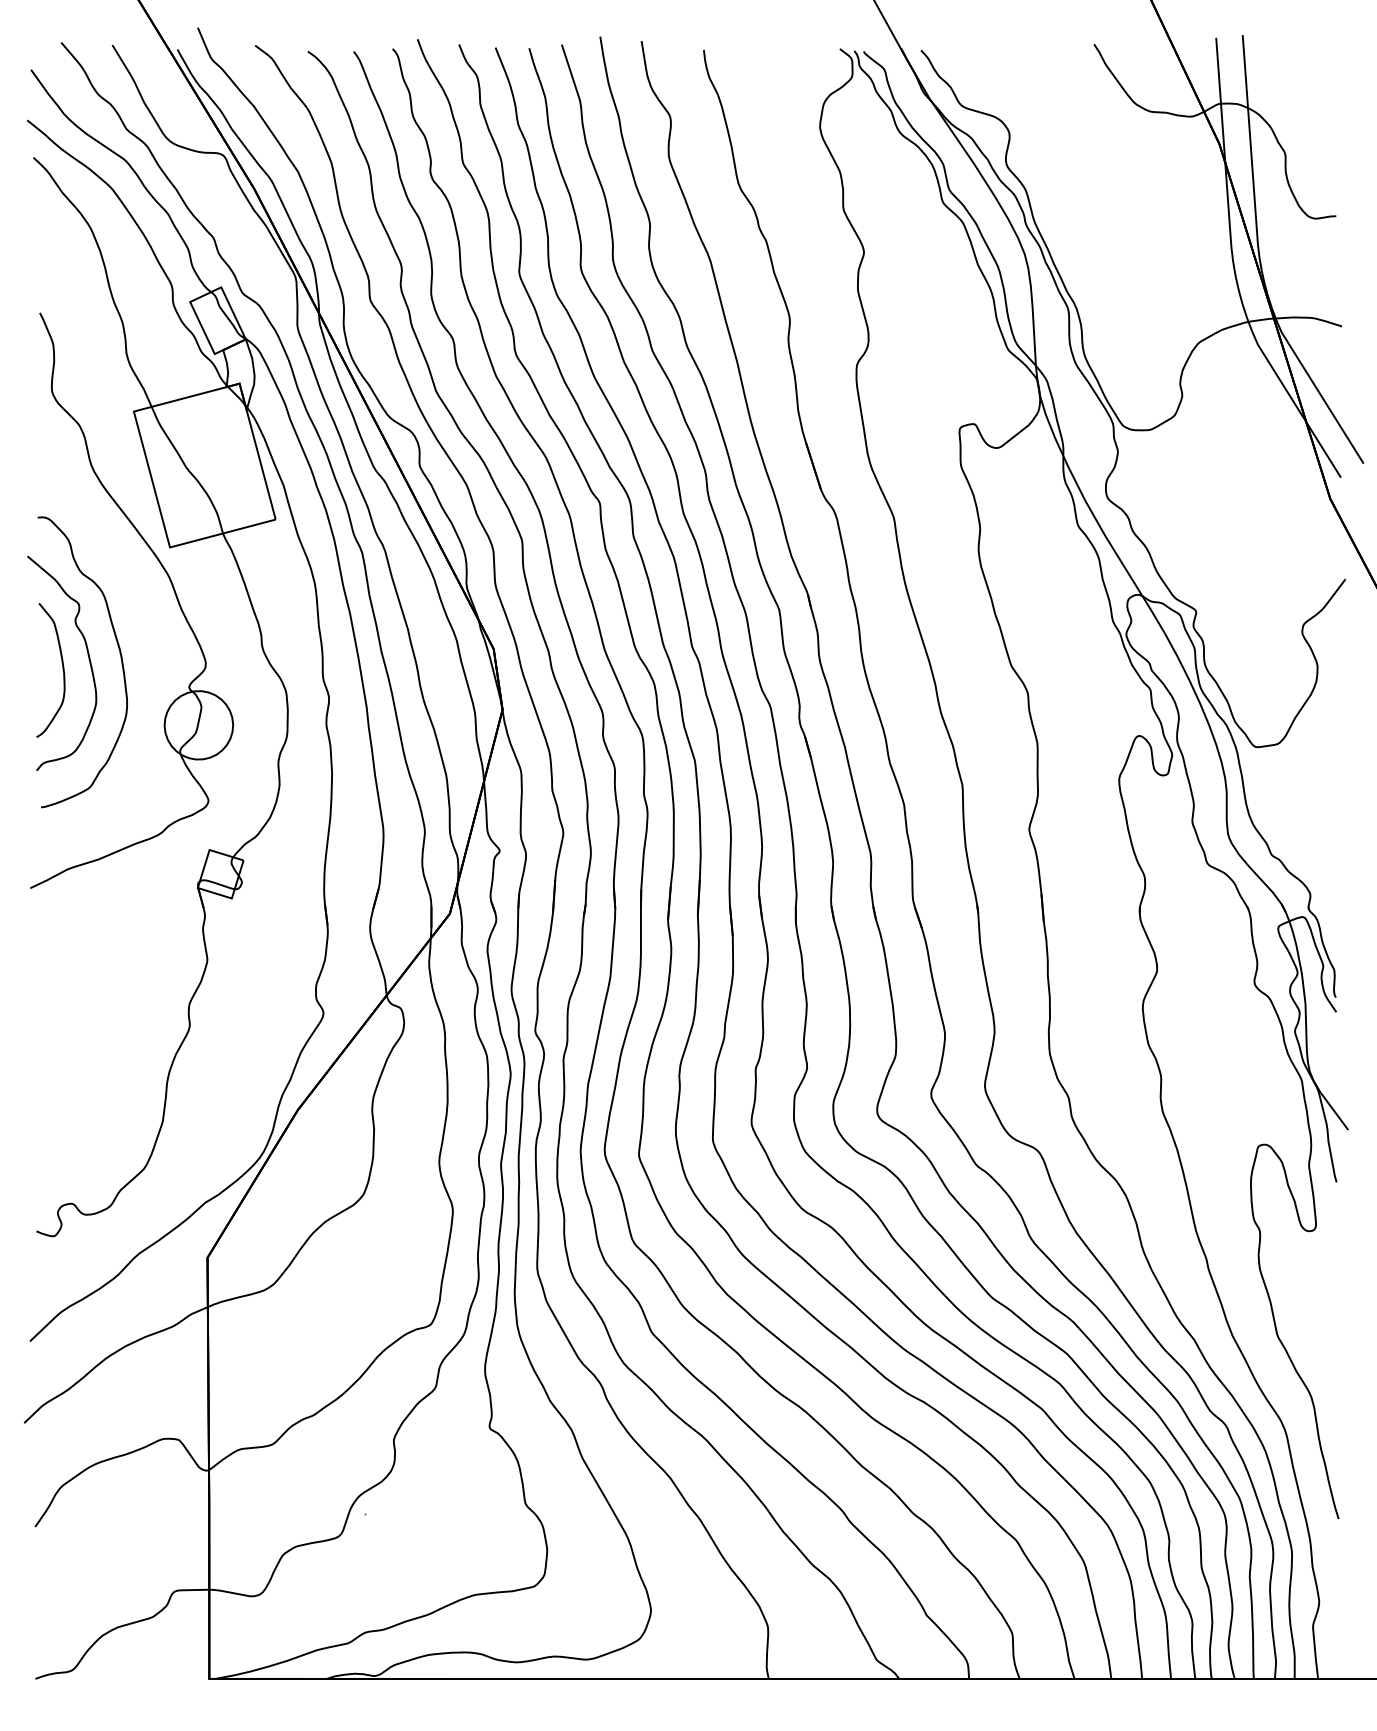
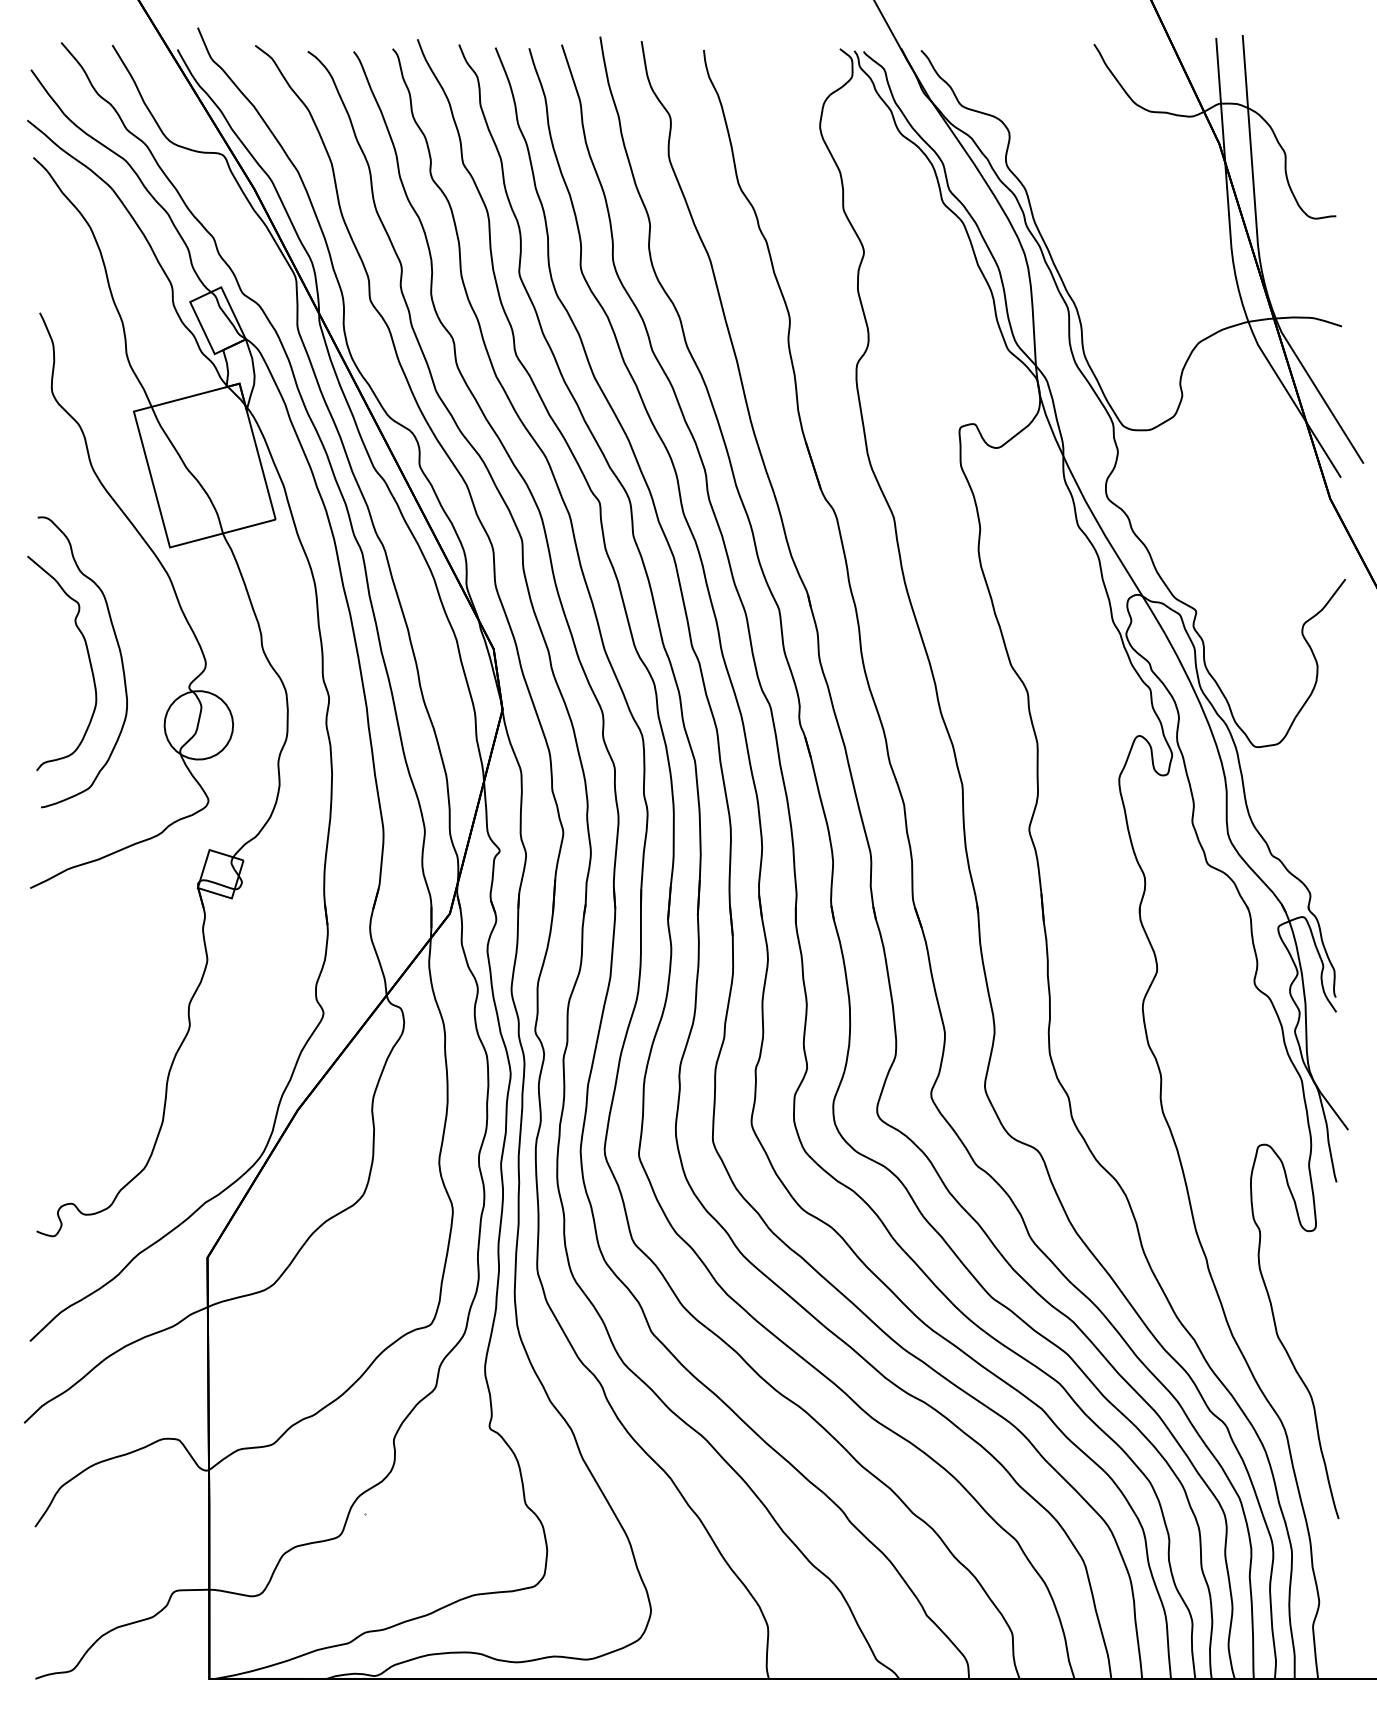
curve: present -> none (62, 670)
